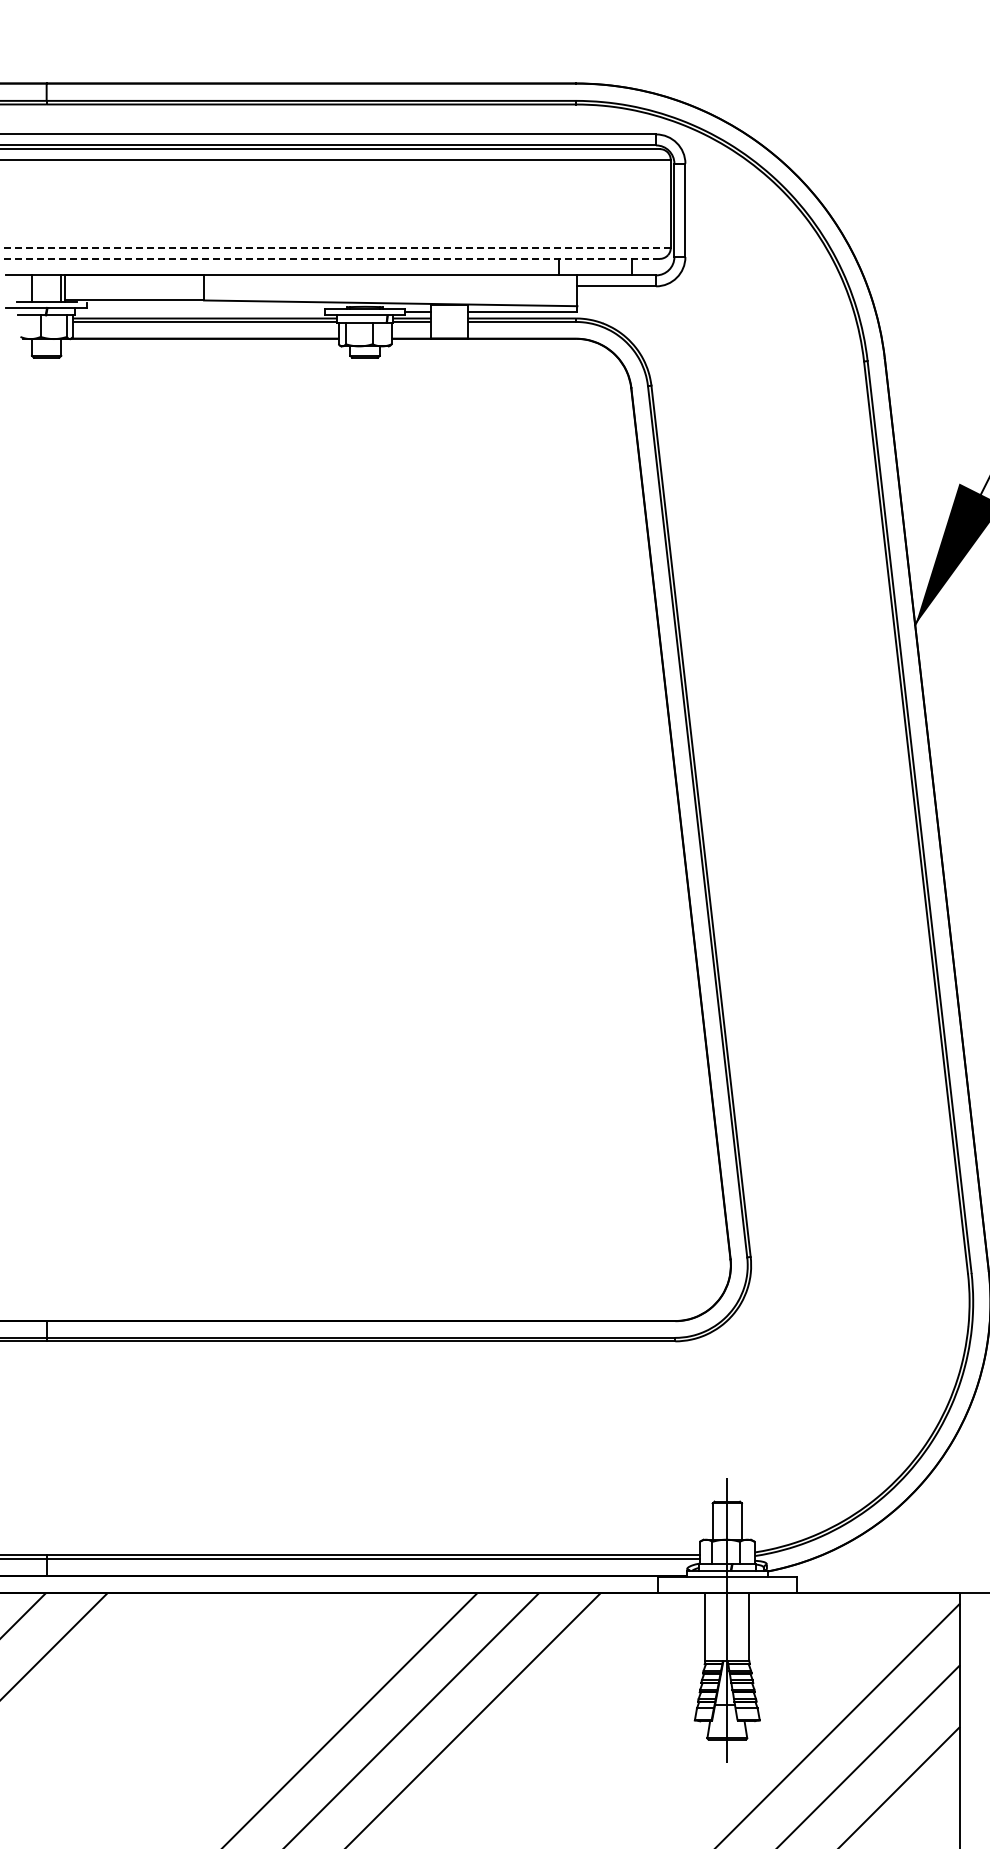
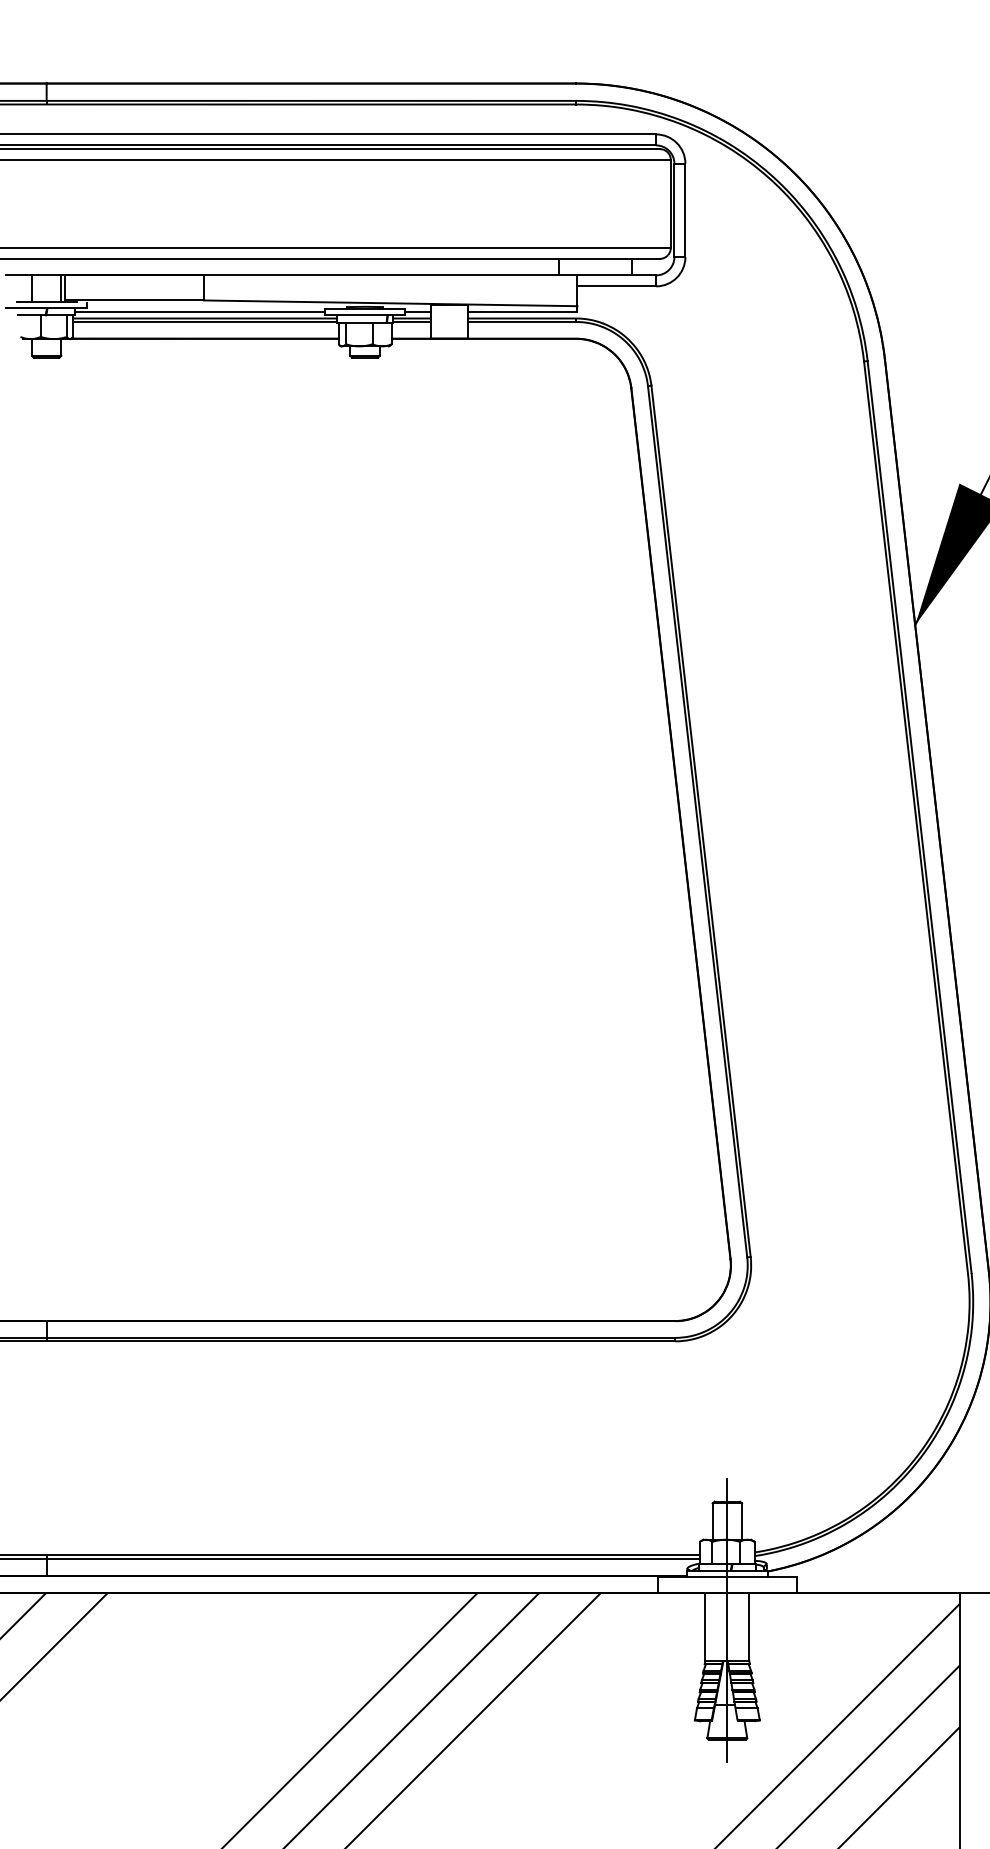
line: dashed -> solid (334, 247)
line: dashed -> solid (329, 258)
line: none -> present (199, 311)
